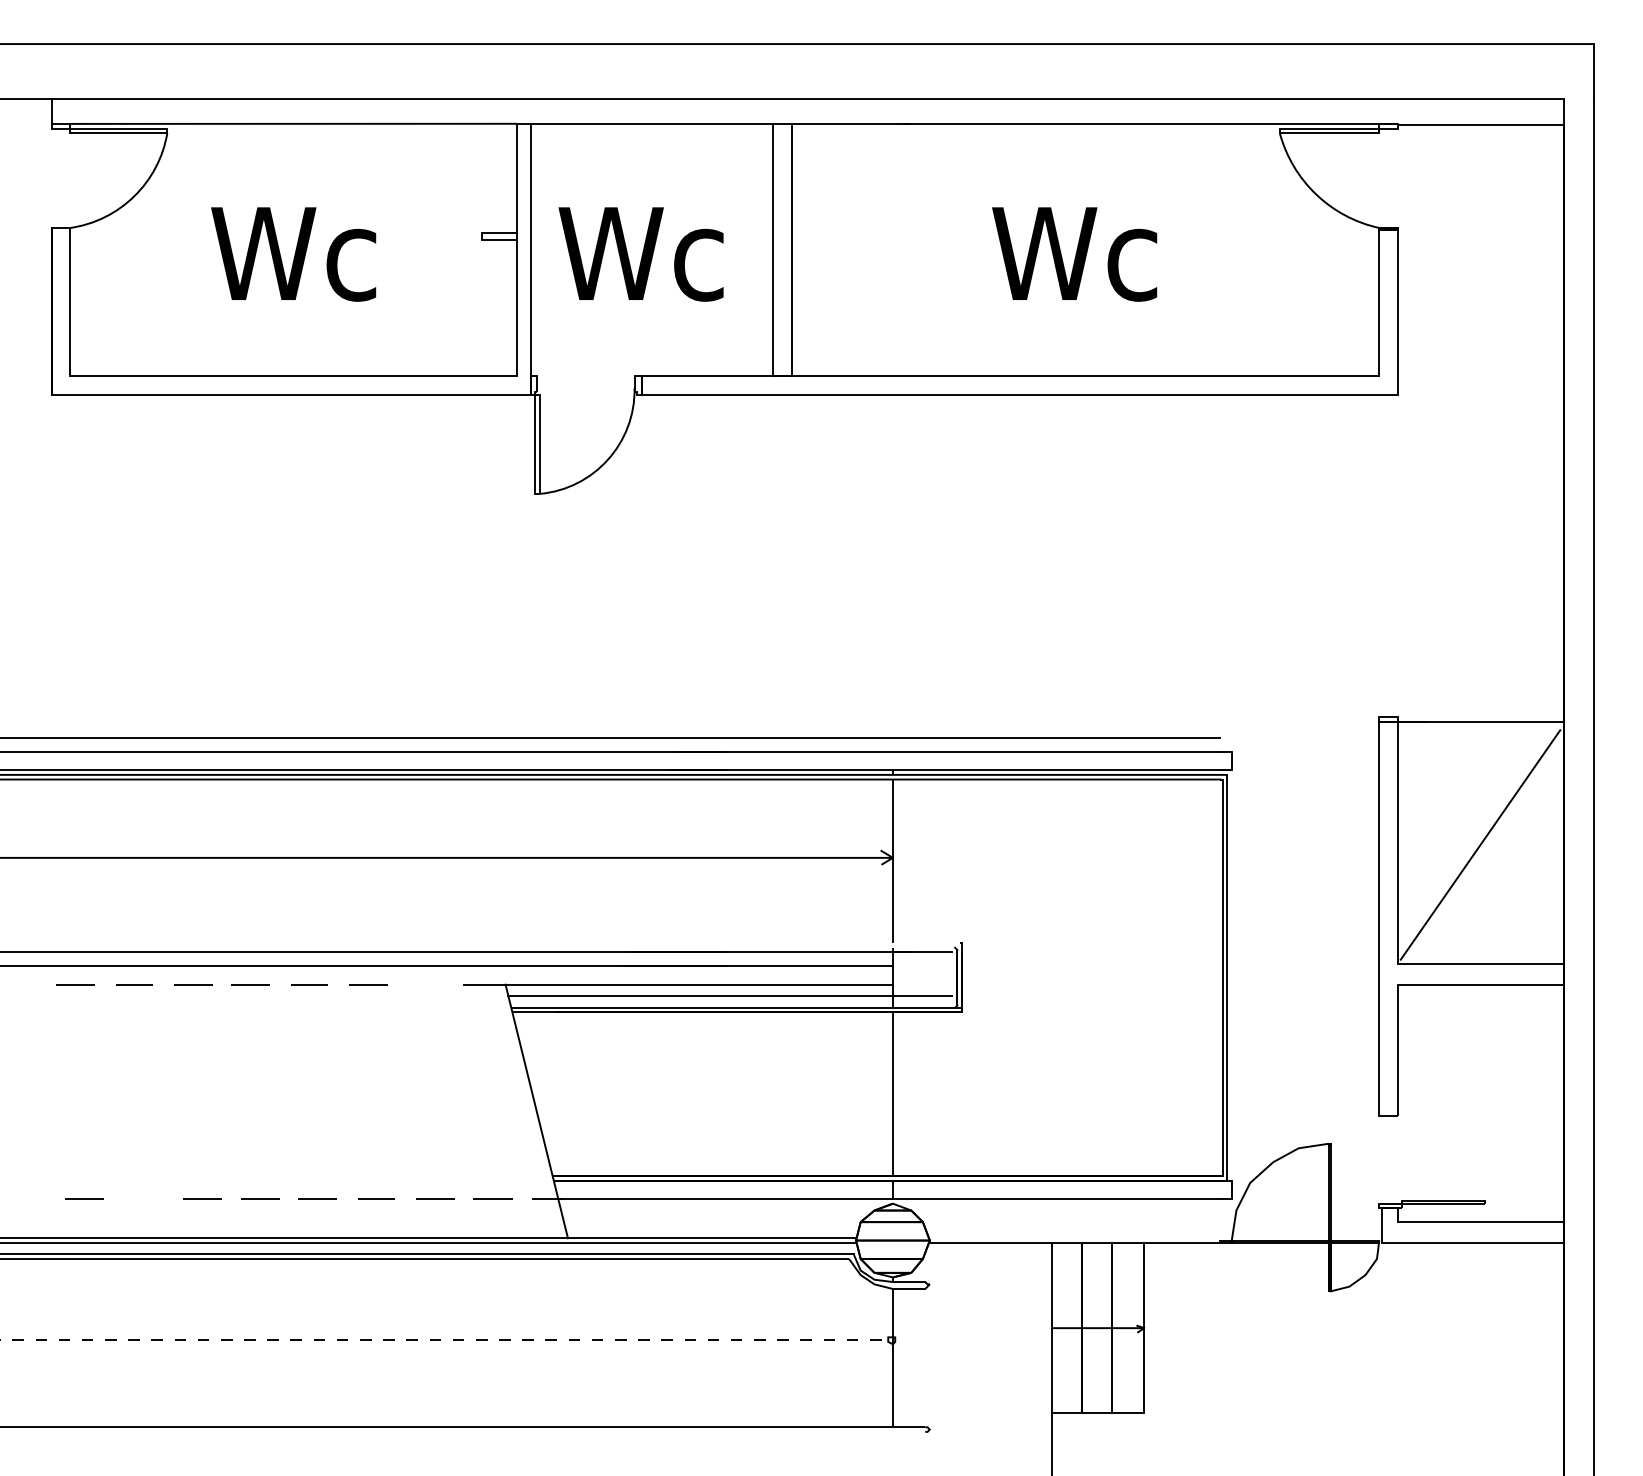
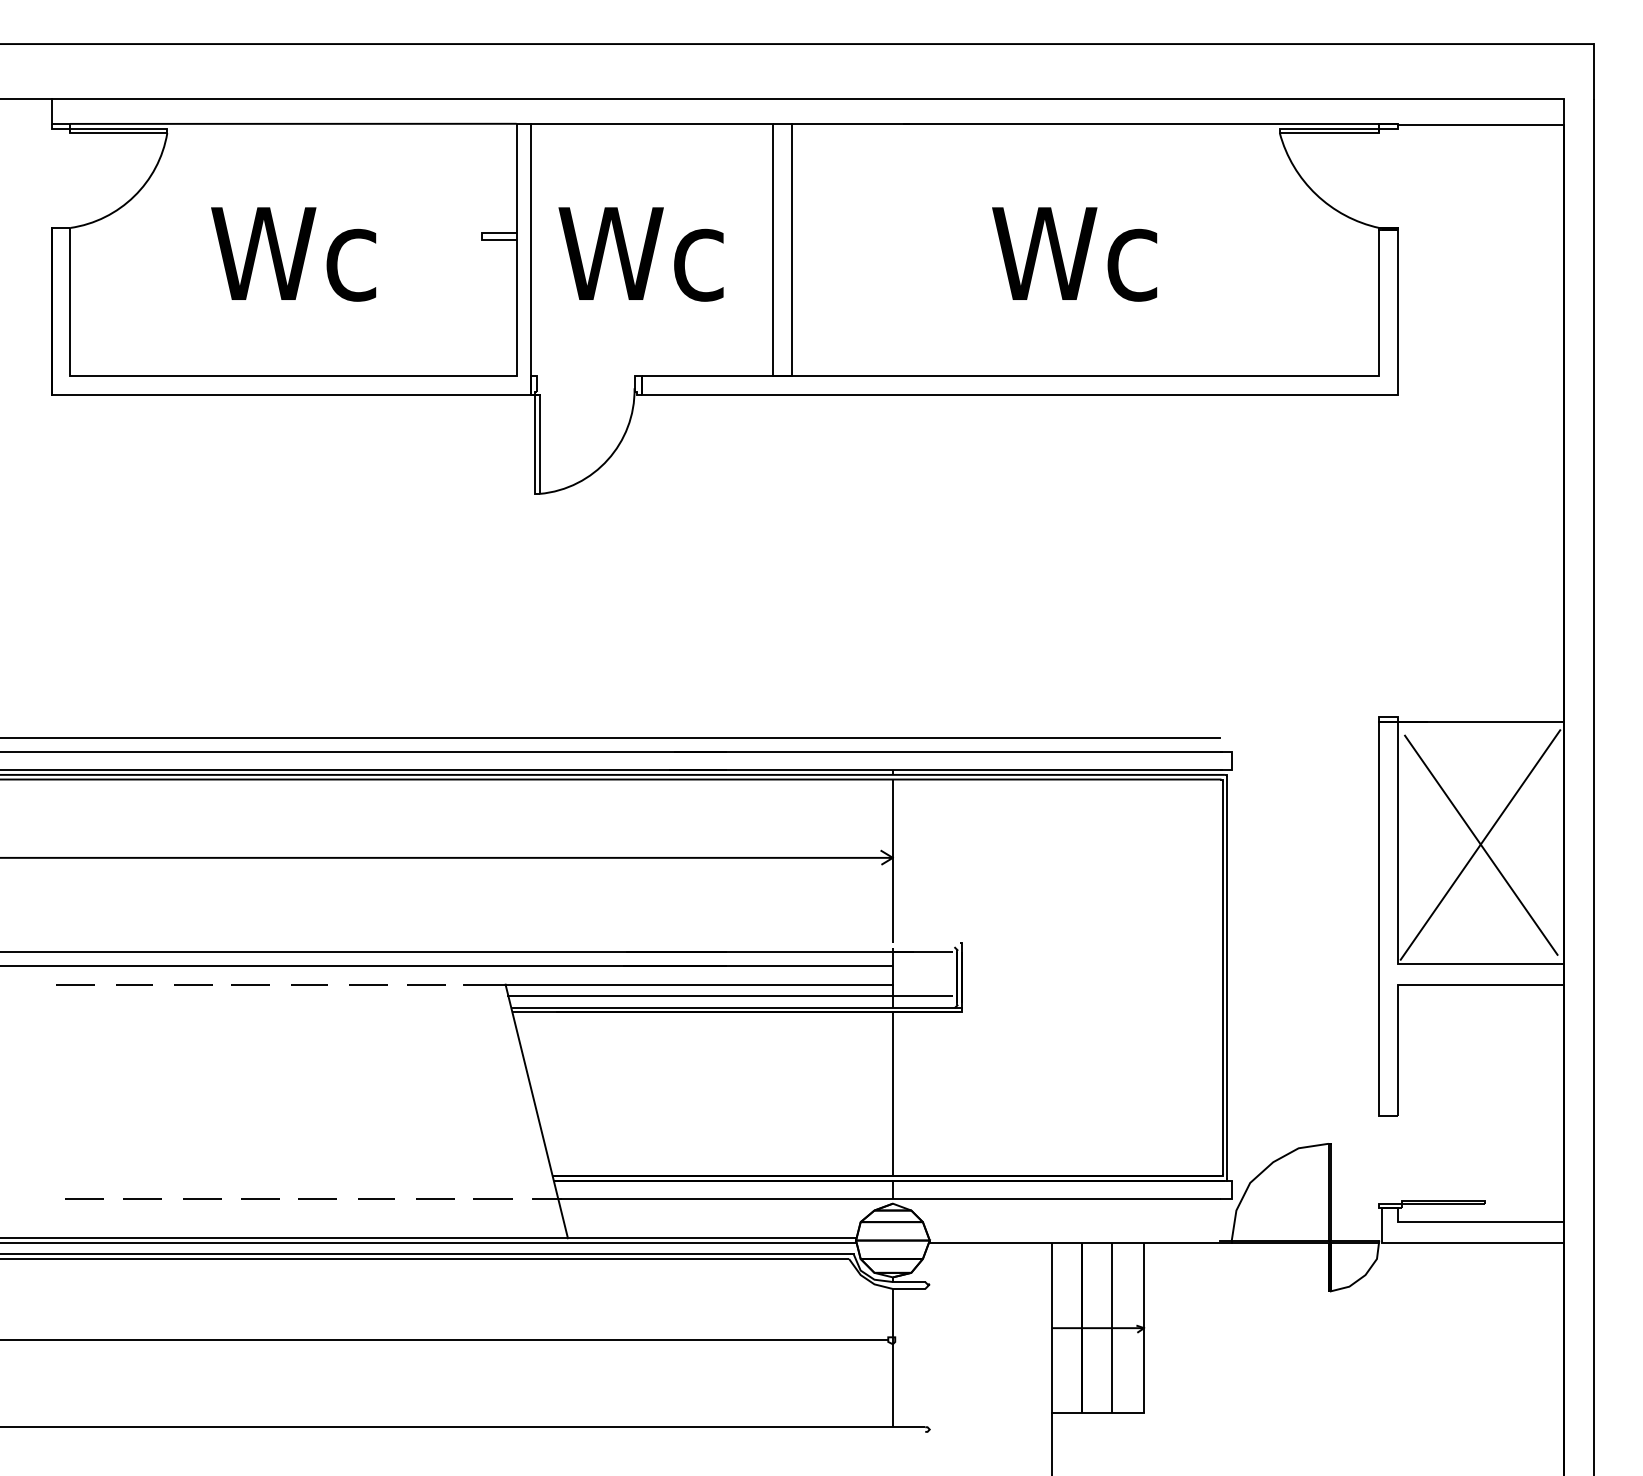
line: none -> present (1481, 844)
line: none -> present (426, 984)
line: none -> present (142, 1198)
line: dashed -> solid (444, 1339)
